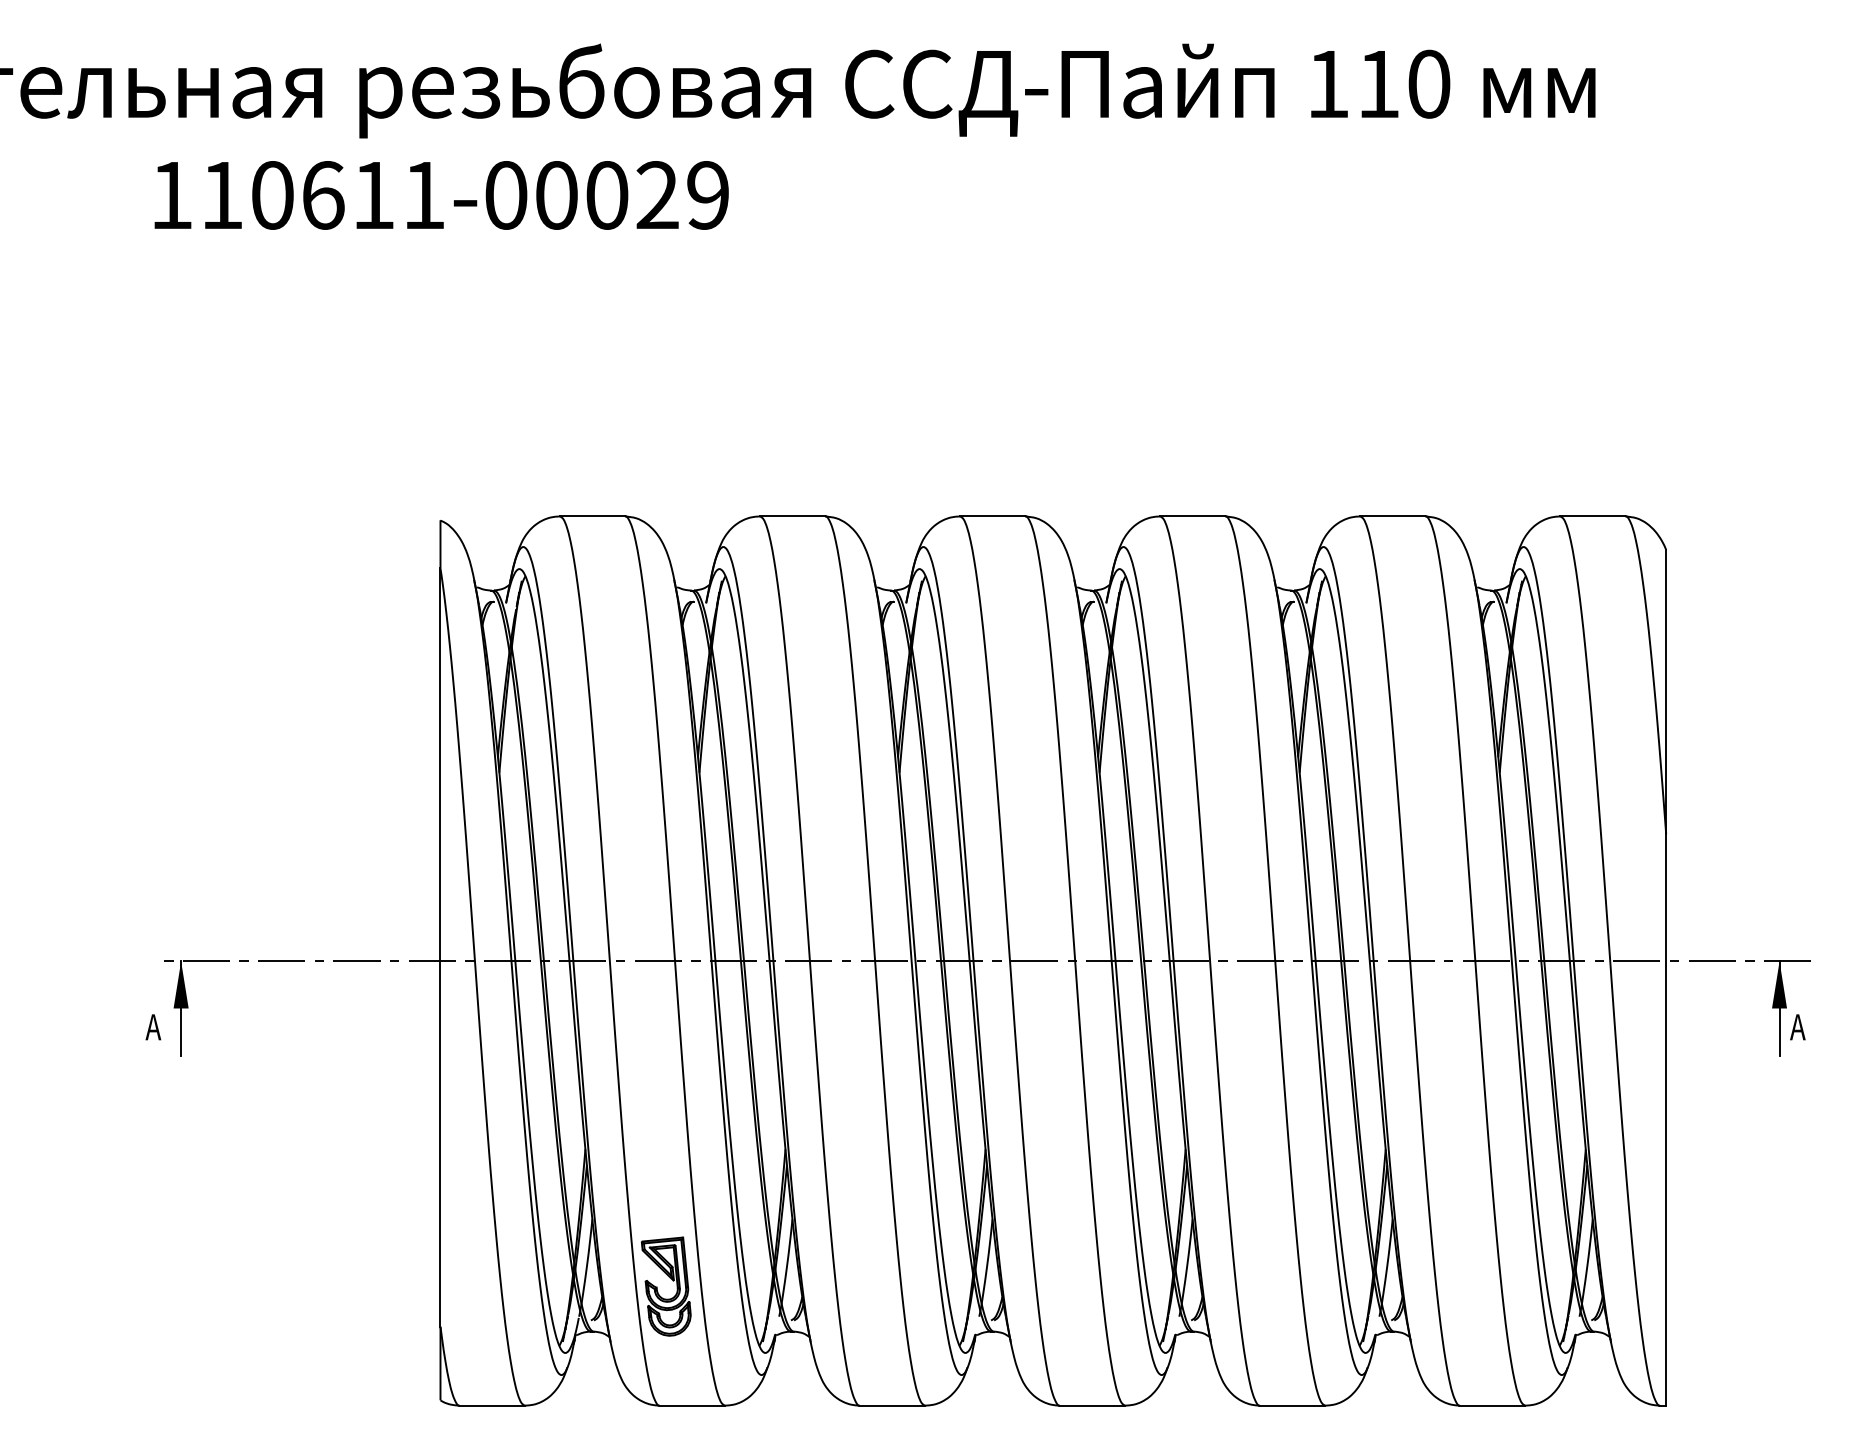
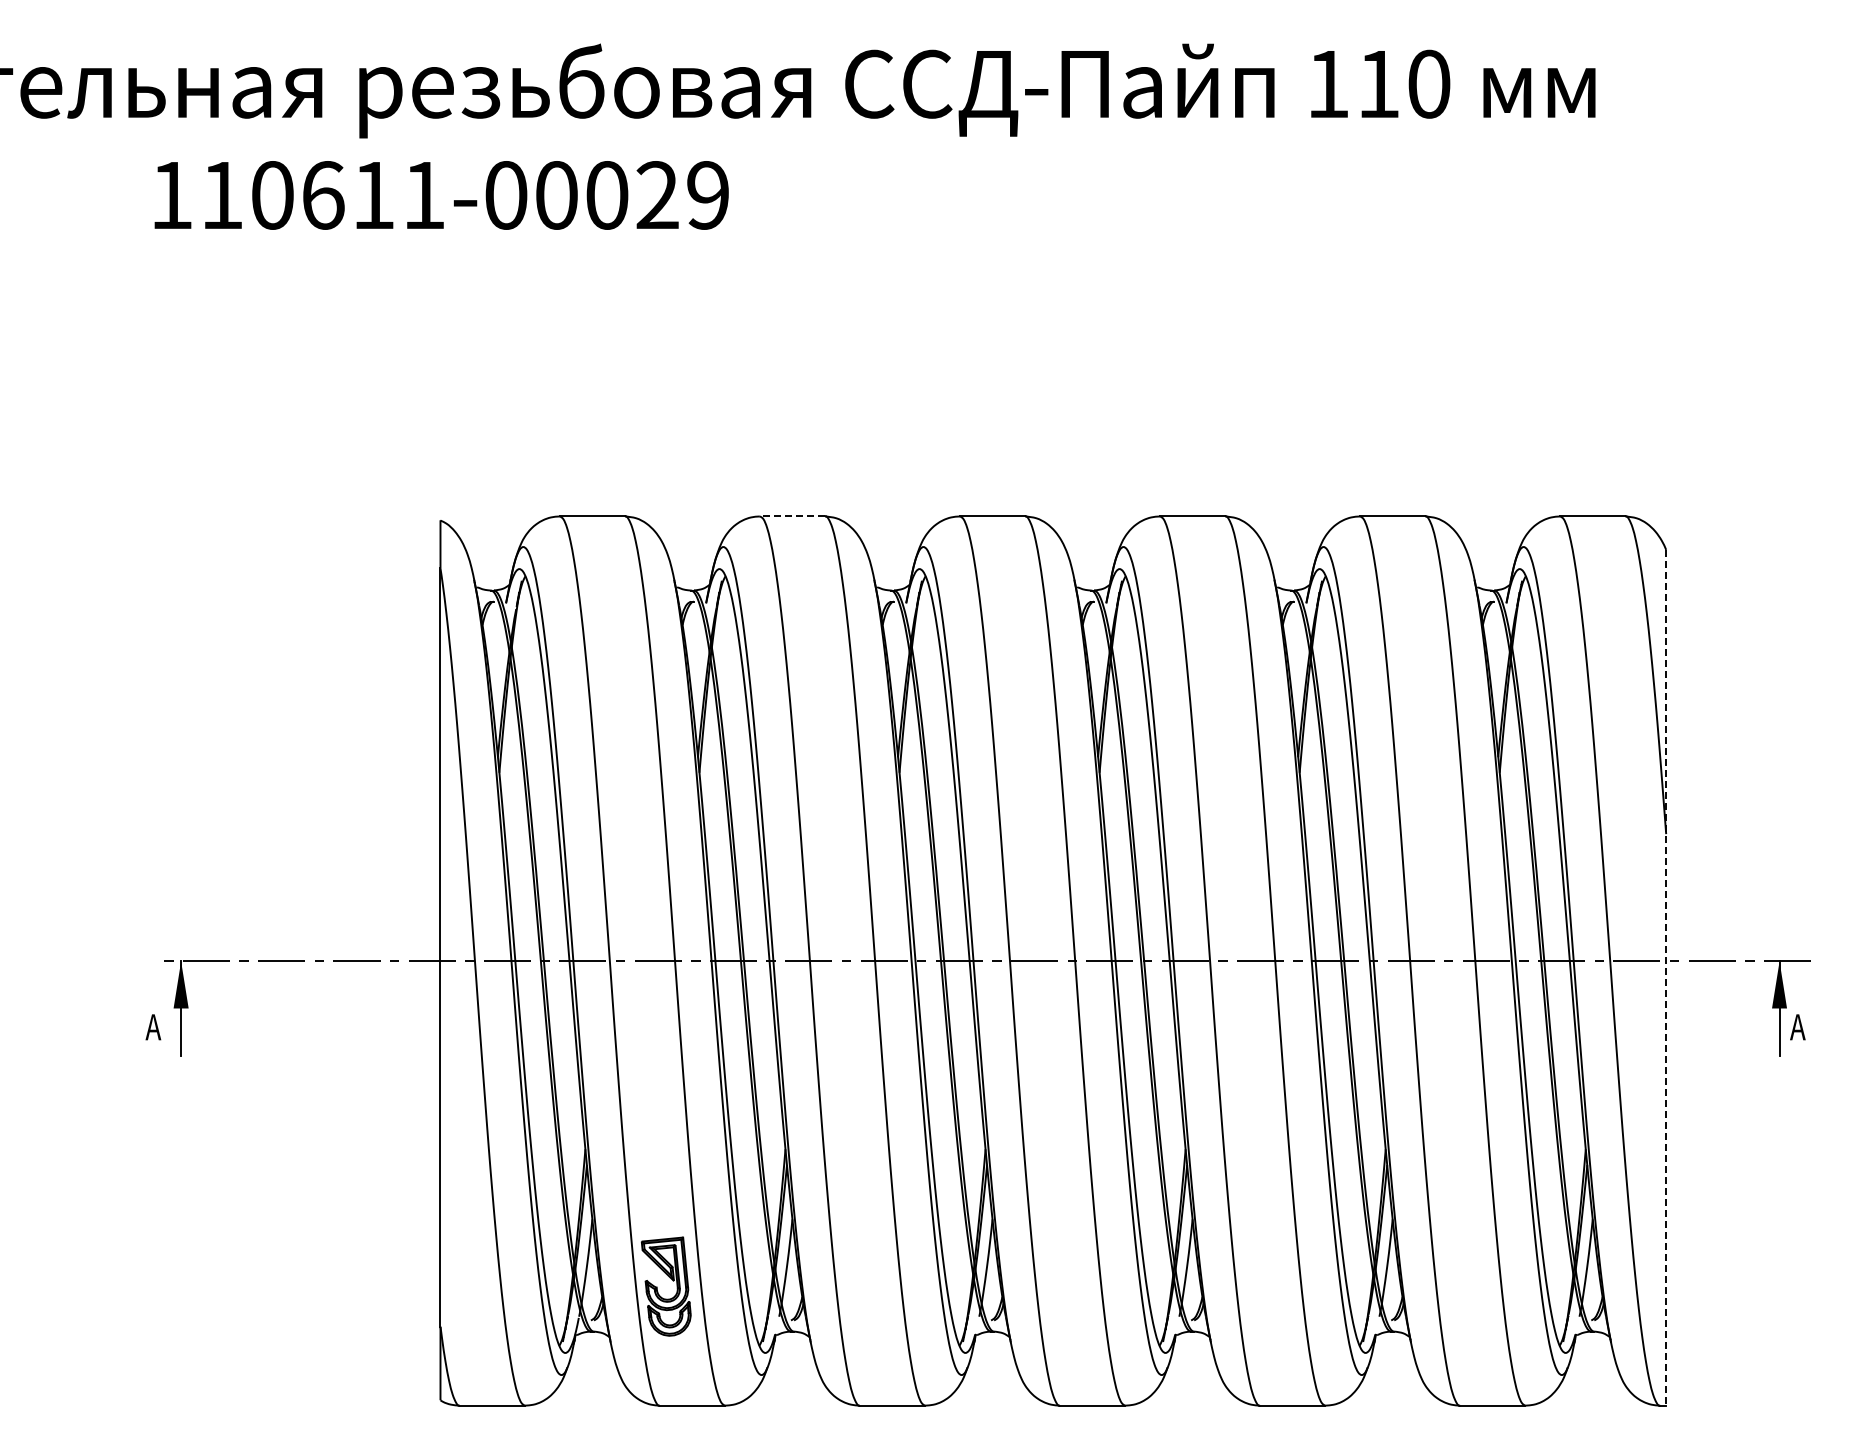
line: solid -> dashed (792, 516)
line: solid -> dashed (1666, 977)
